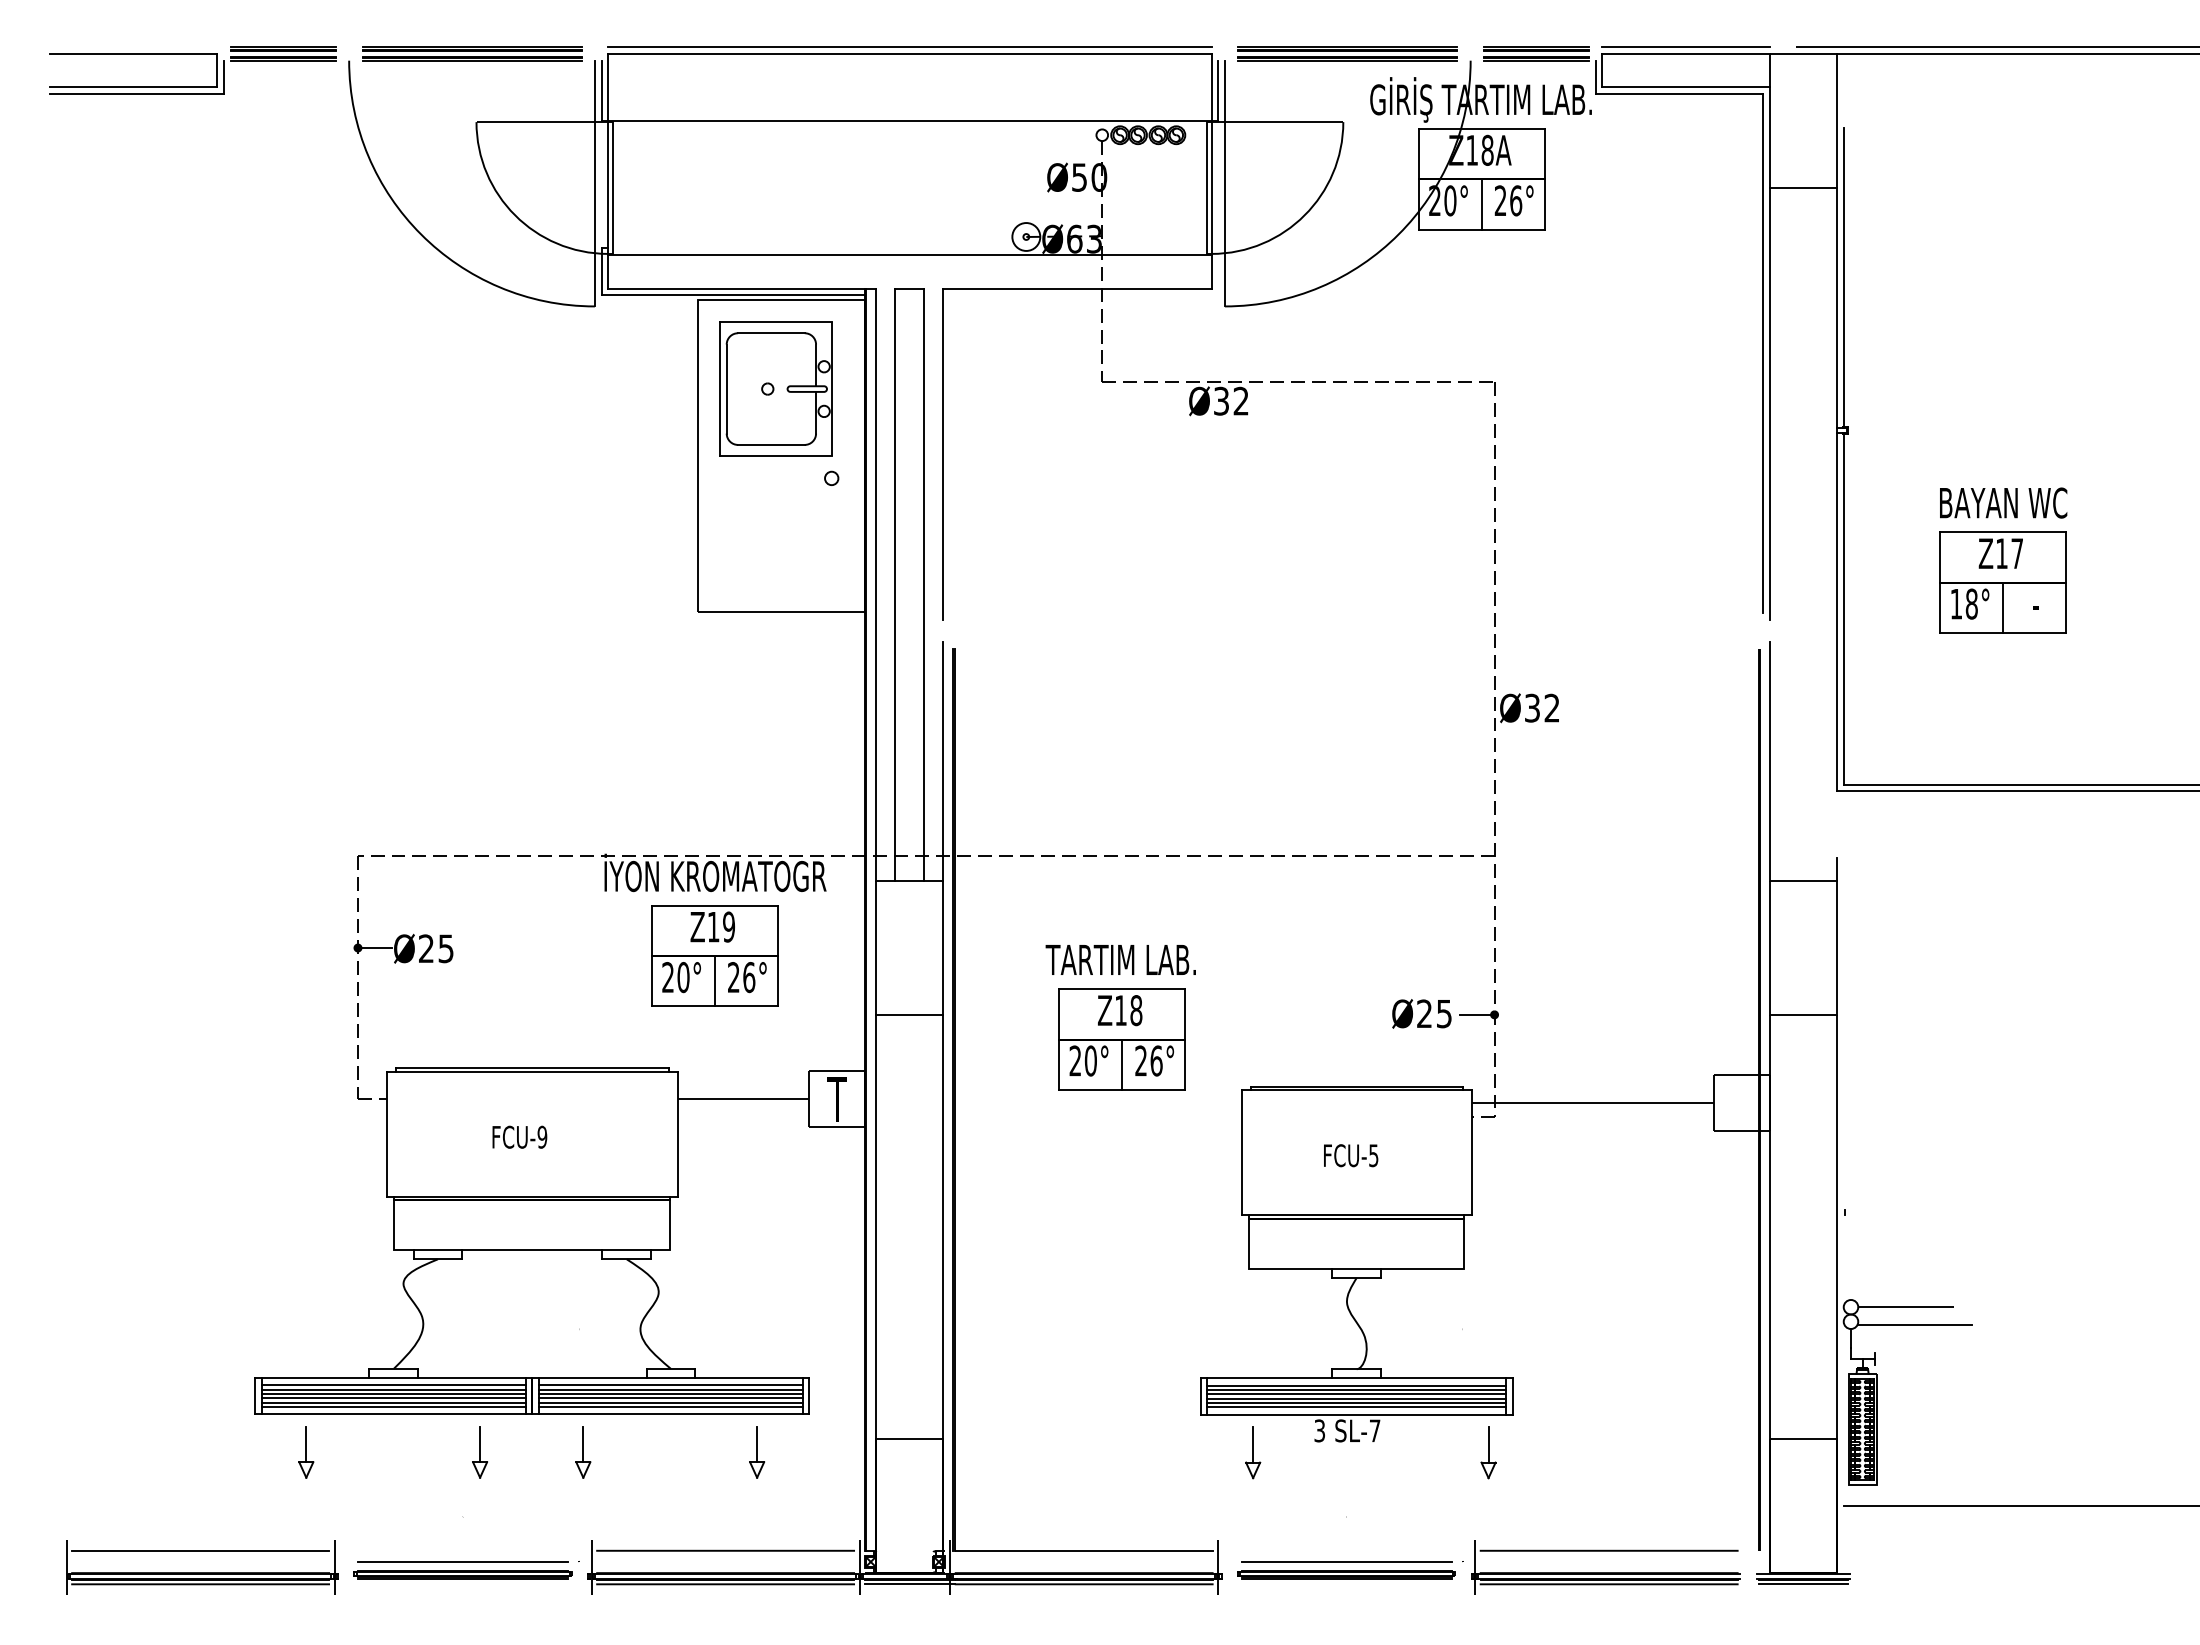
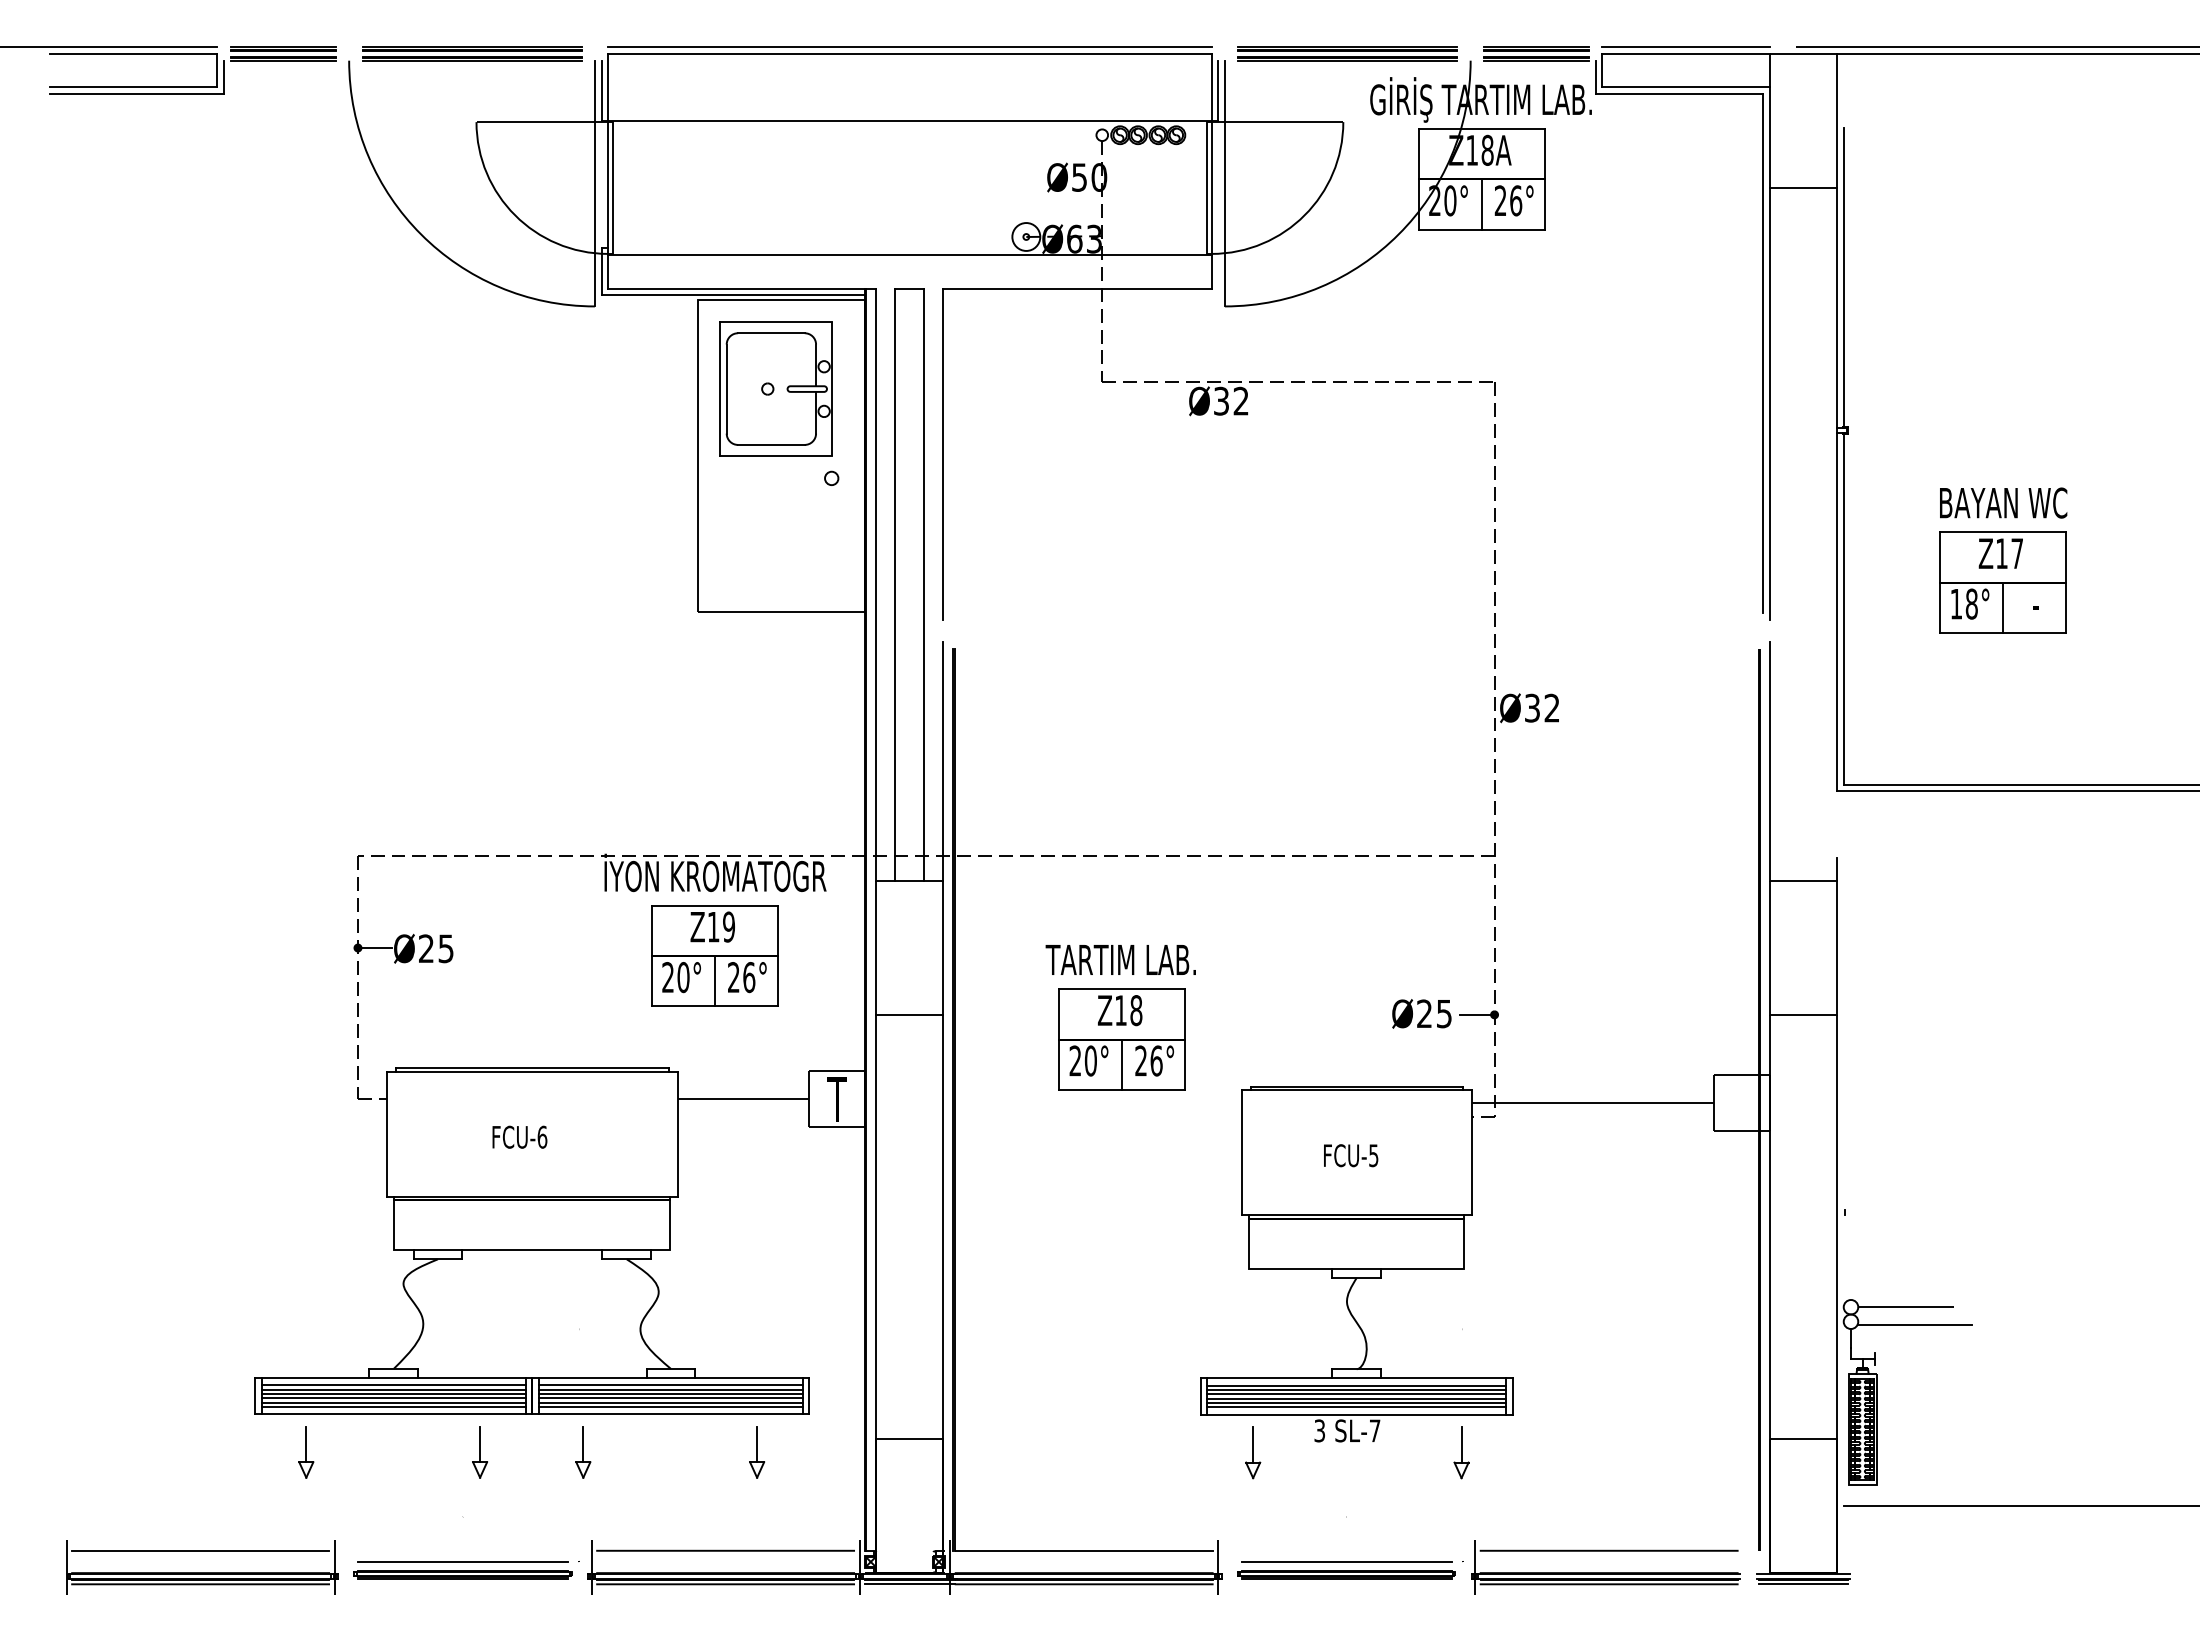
line: none -> present (109, 47)
text: FCU-9 -> FCU-6 (542, 1136)
part position: (1488, 1452) -> (1461, 1452) (1461, 1452)
